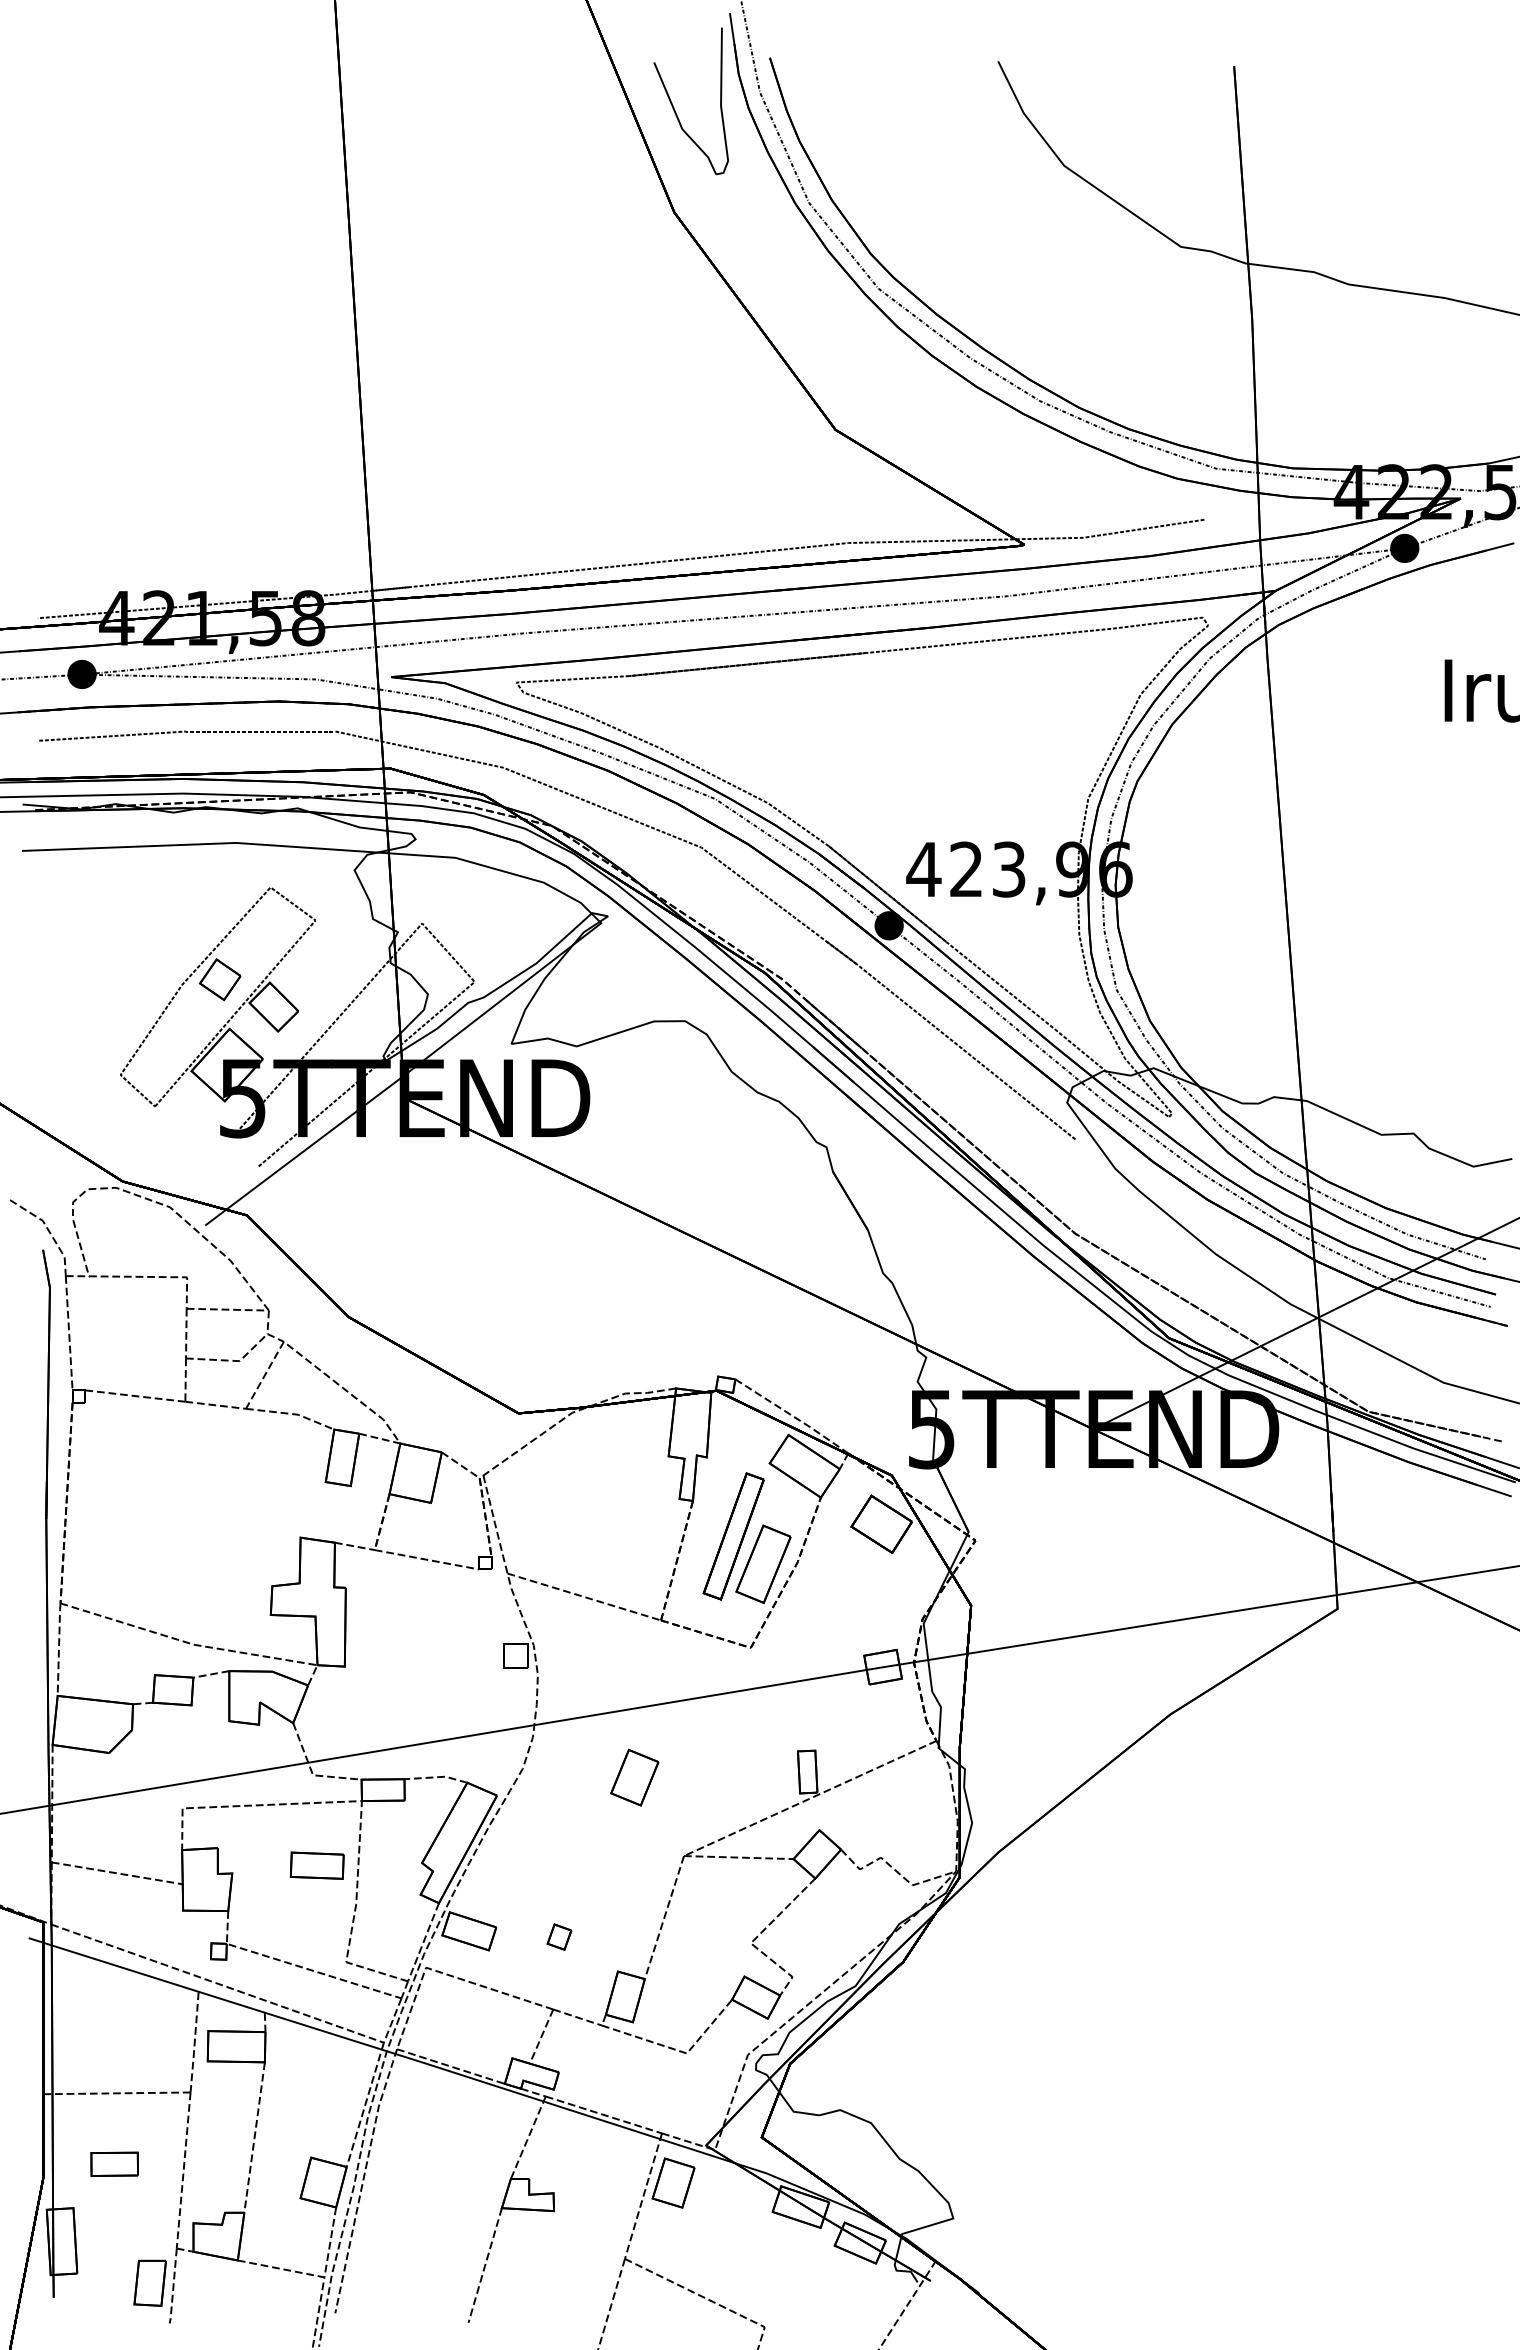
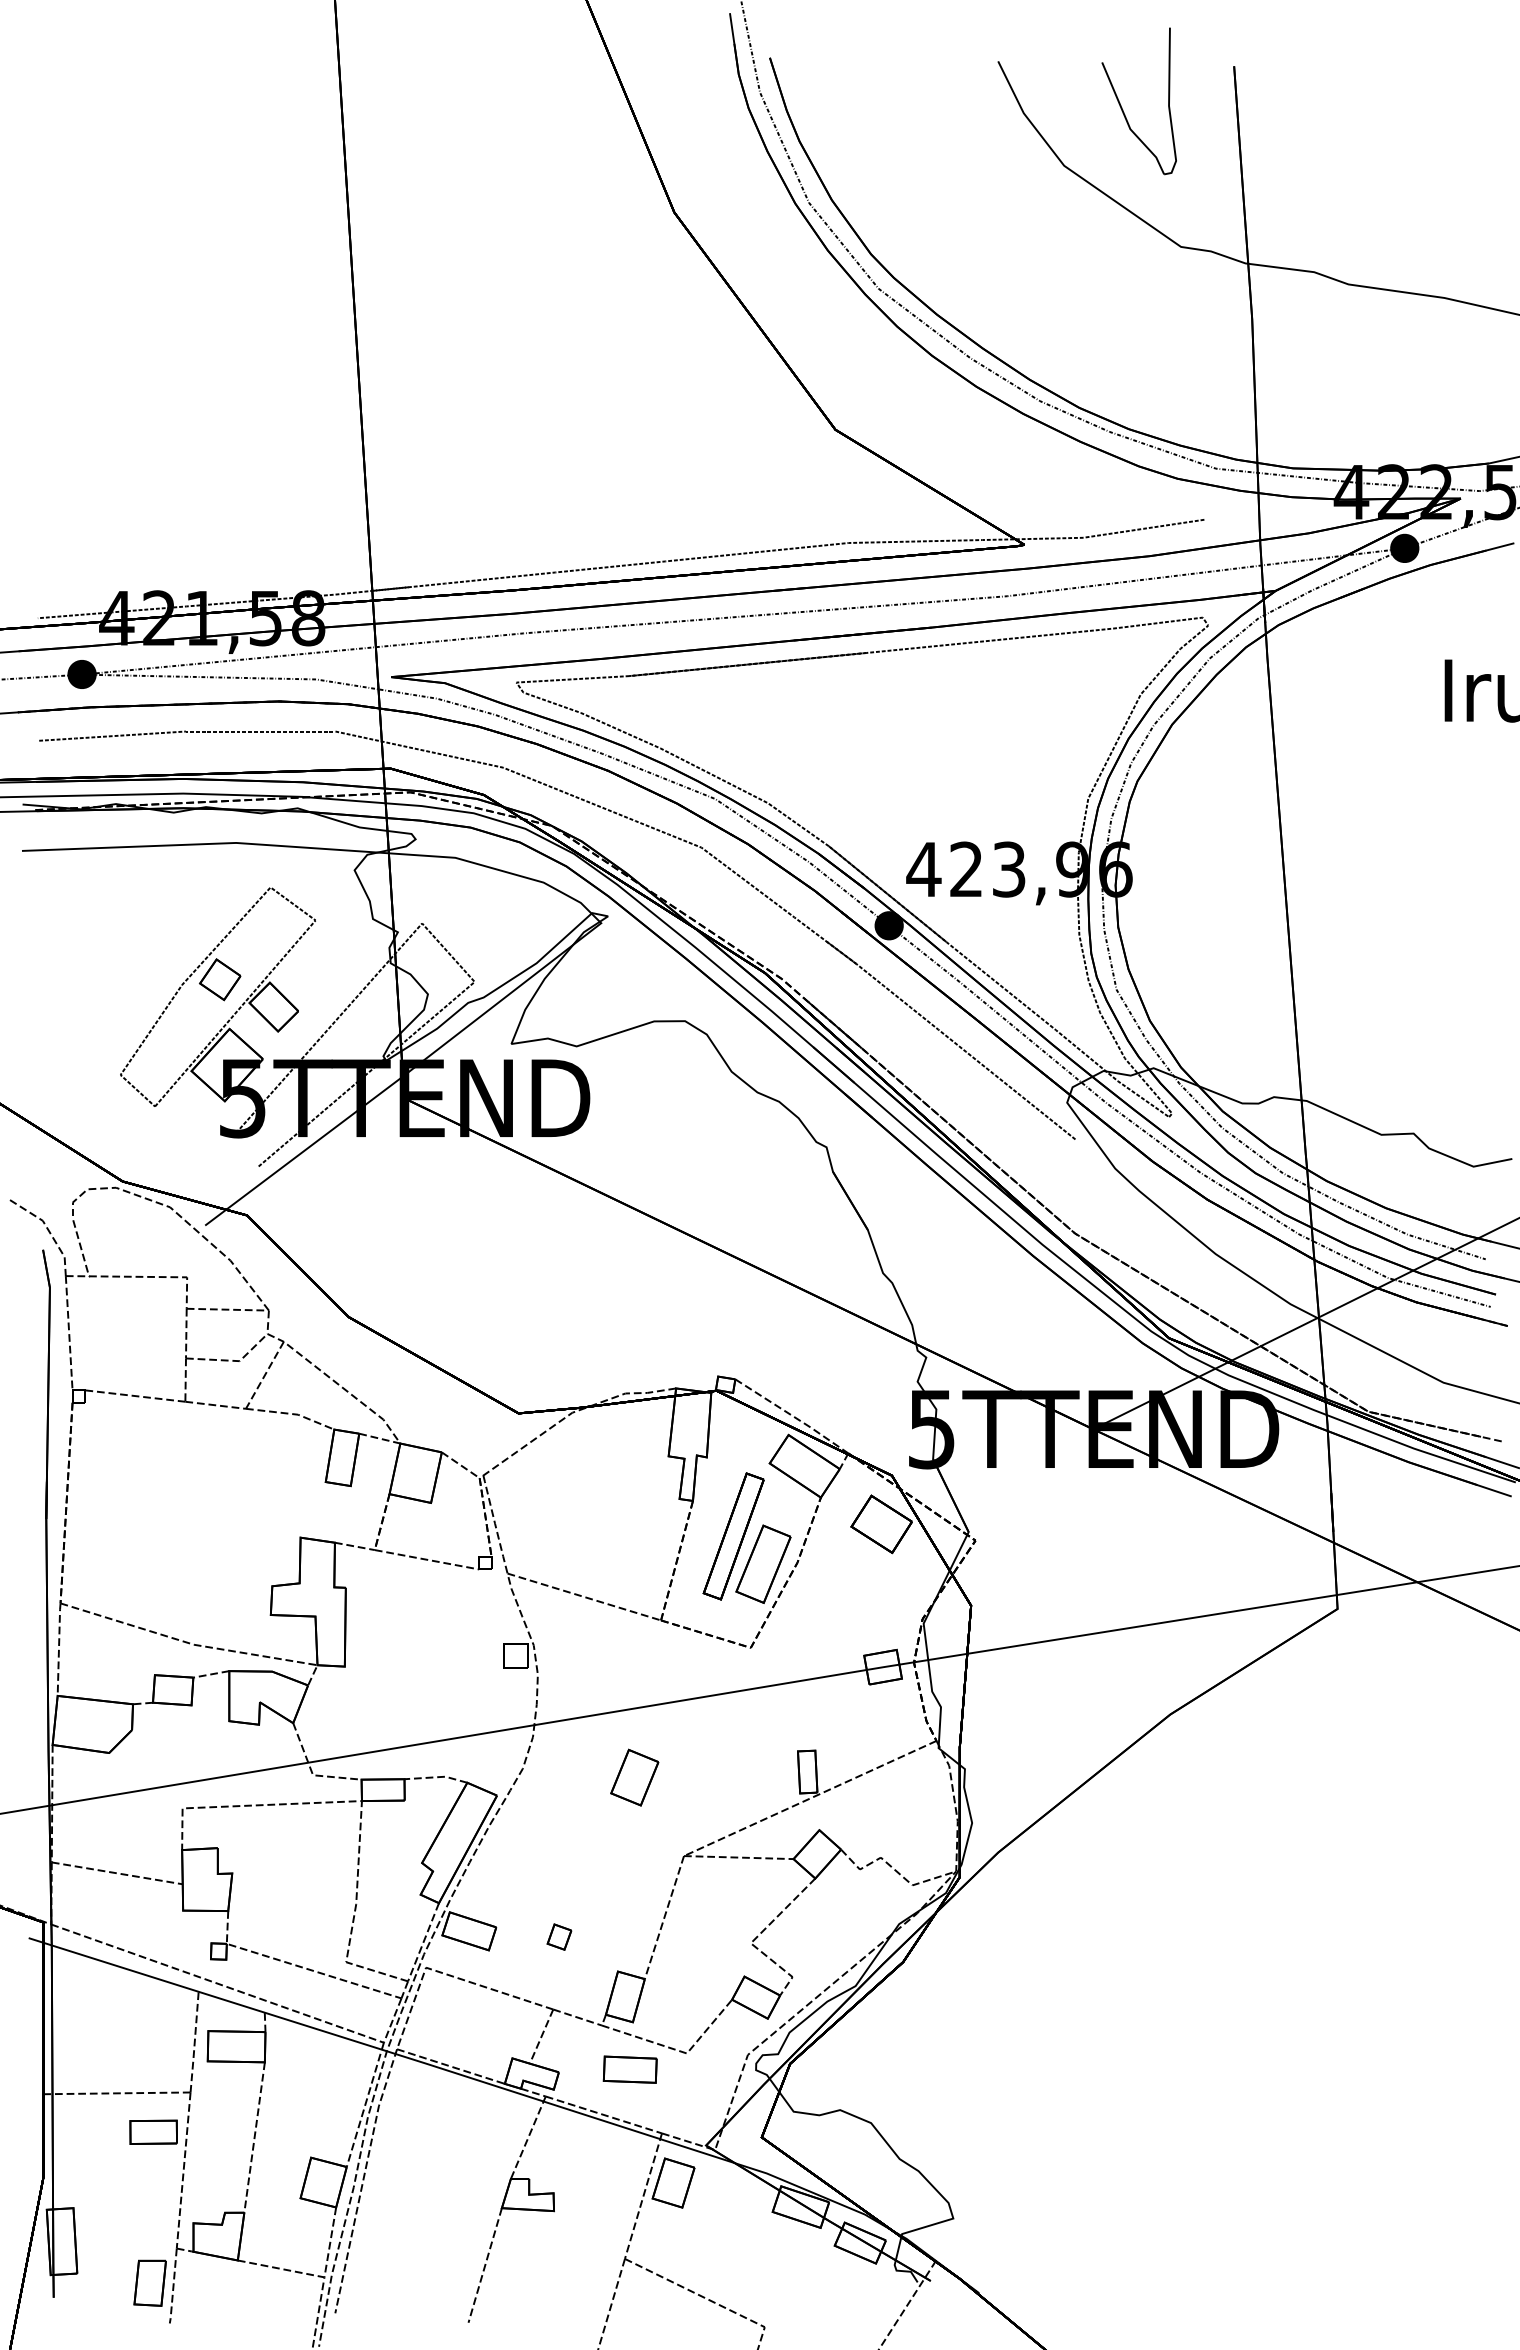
part position: (674, 107) -> (1122, 107) (1122, 107)
part position: (316, 1865) -> (629, 2069) (629, 2069)
part position: (114, 2163) -> (153, 2131) (153, 2131)
